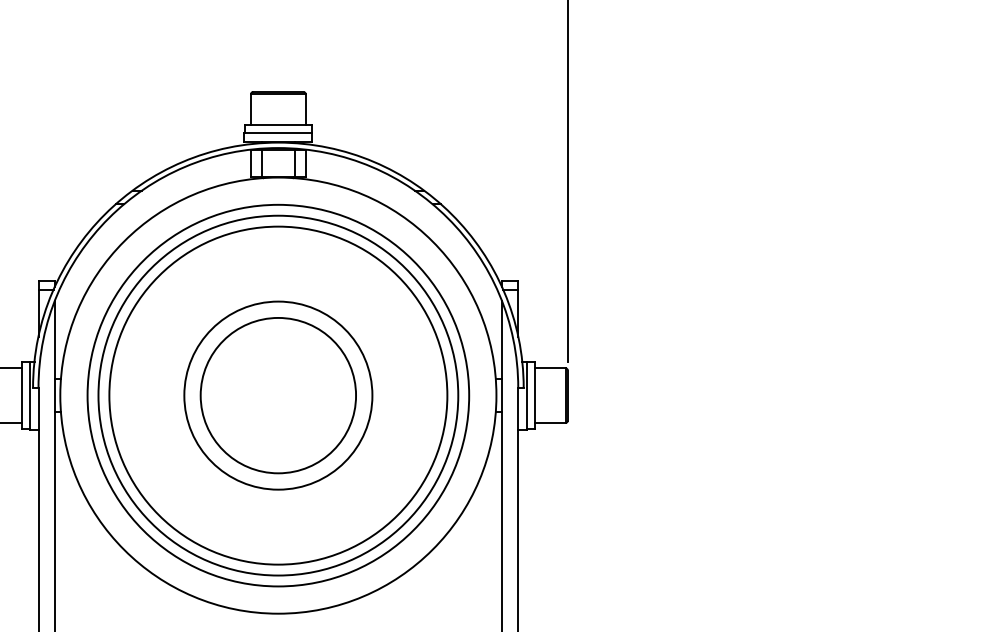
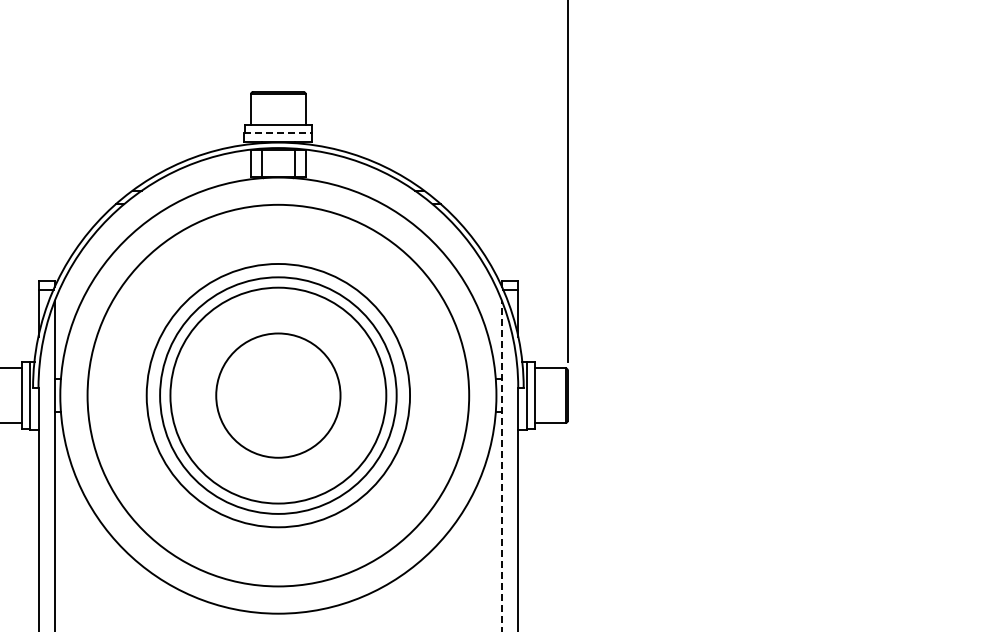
line: solid -> dashed (278, 132)
circle diameter: 155 px -> 124 px (278, 395)
circle diameter: 188 px -> 263 px (278, 395)
circle diameter: 338 px -> 237 px (278, 395)
circle diameter: 360 px -> 216 px (278, 395)
line: solid -> dashed (501, 466)
